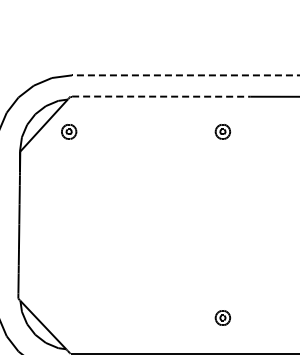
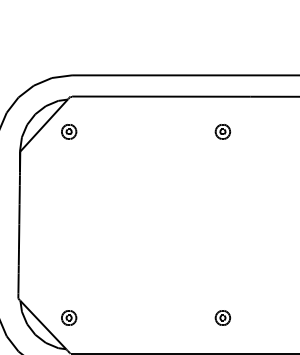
line: dashed -> solid (186, 75)
line: dashed -> solid (161, 96)
part: none -> present (69, 317)
